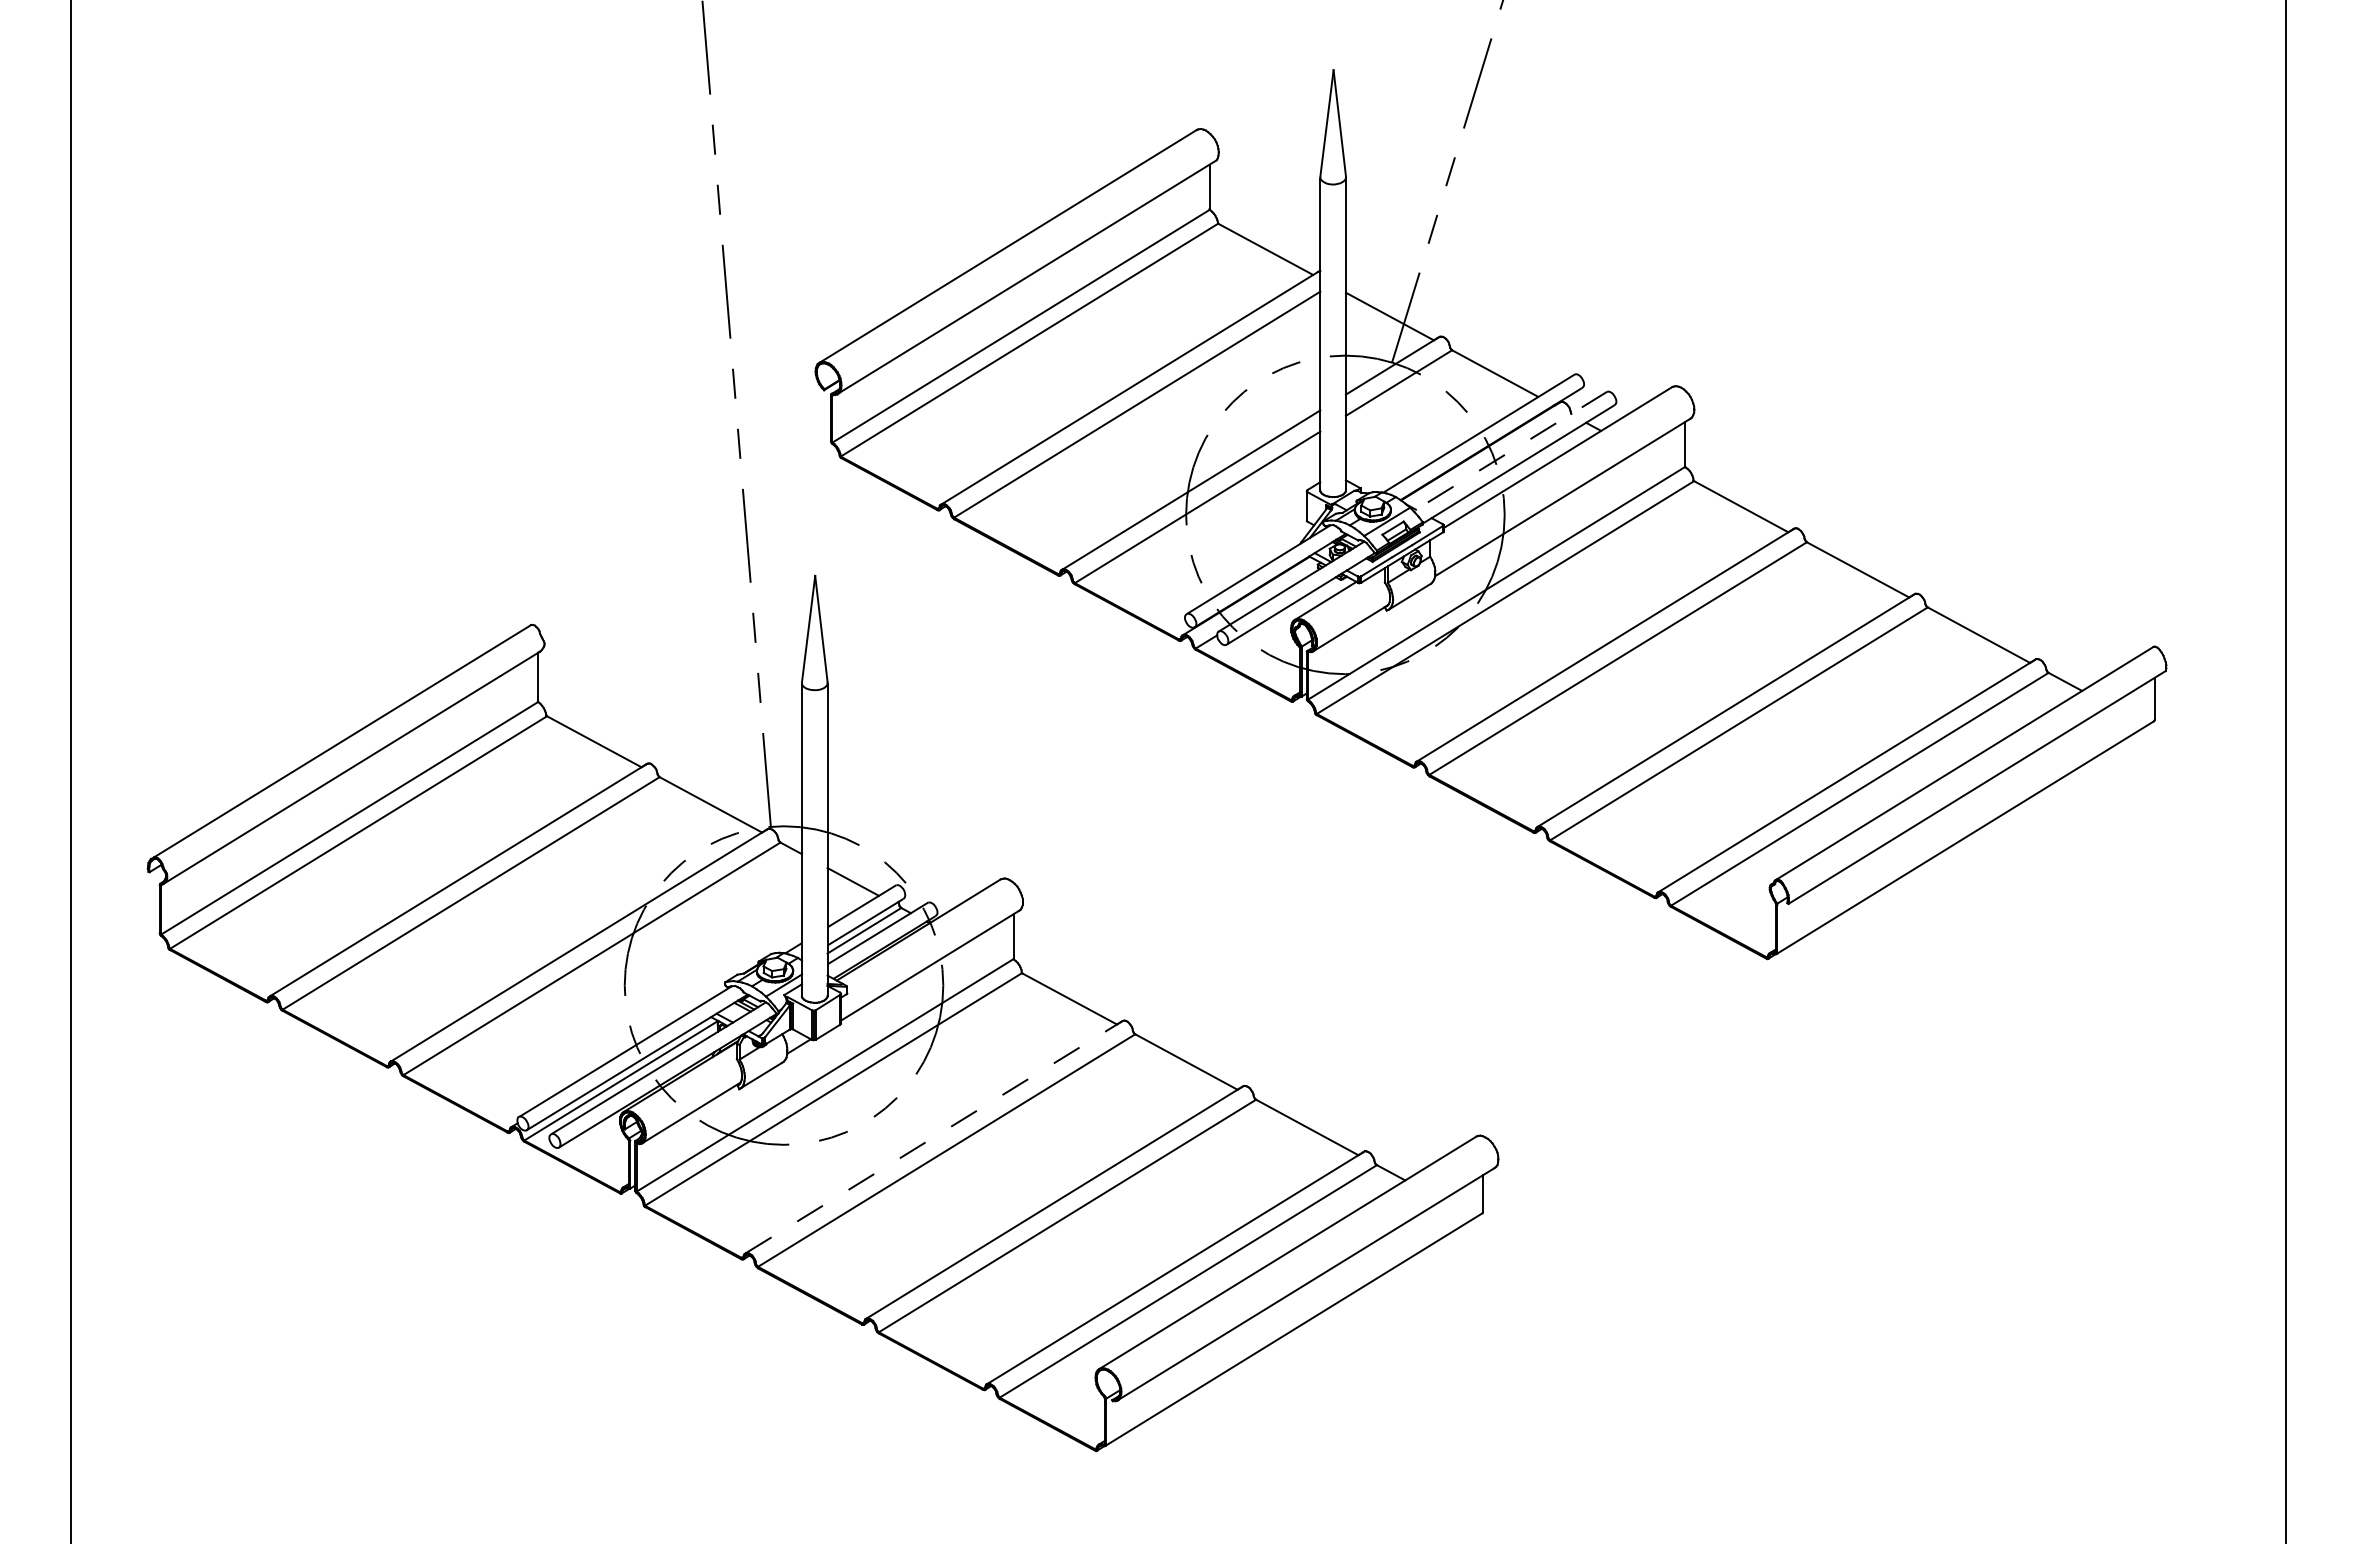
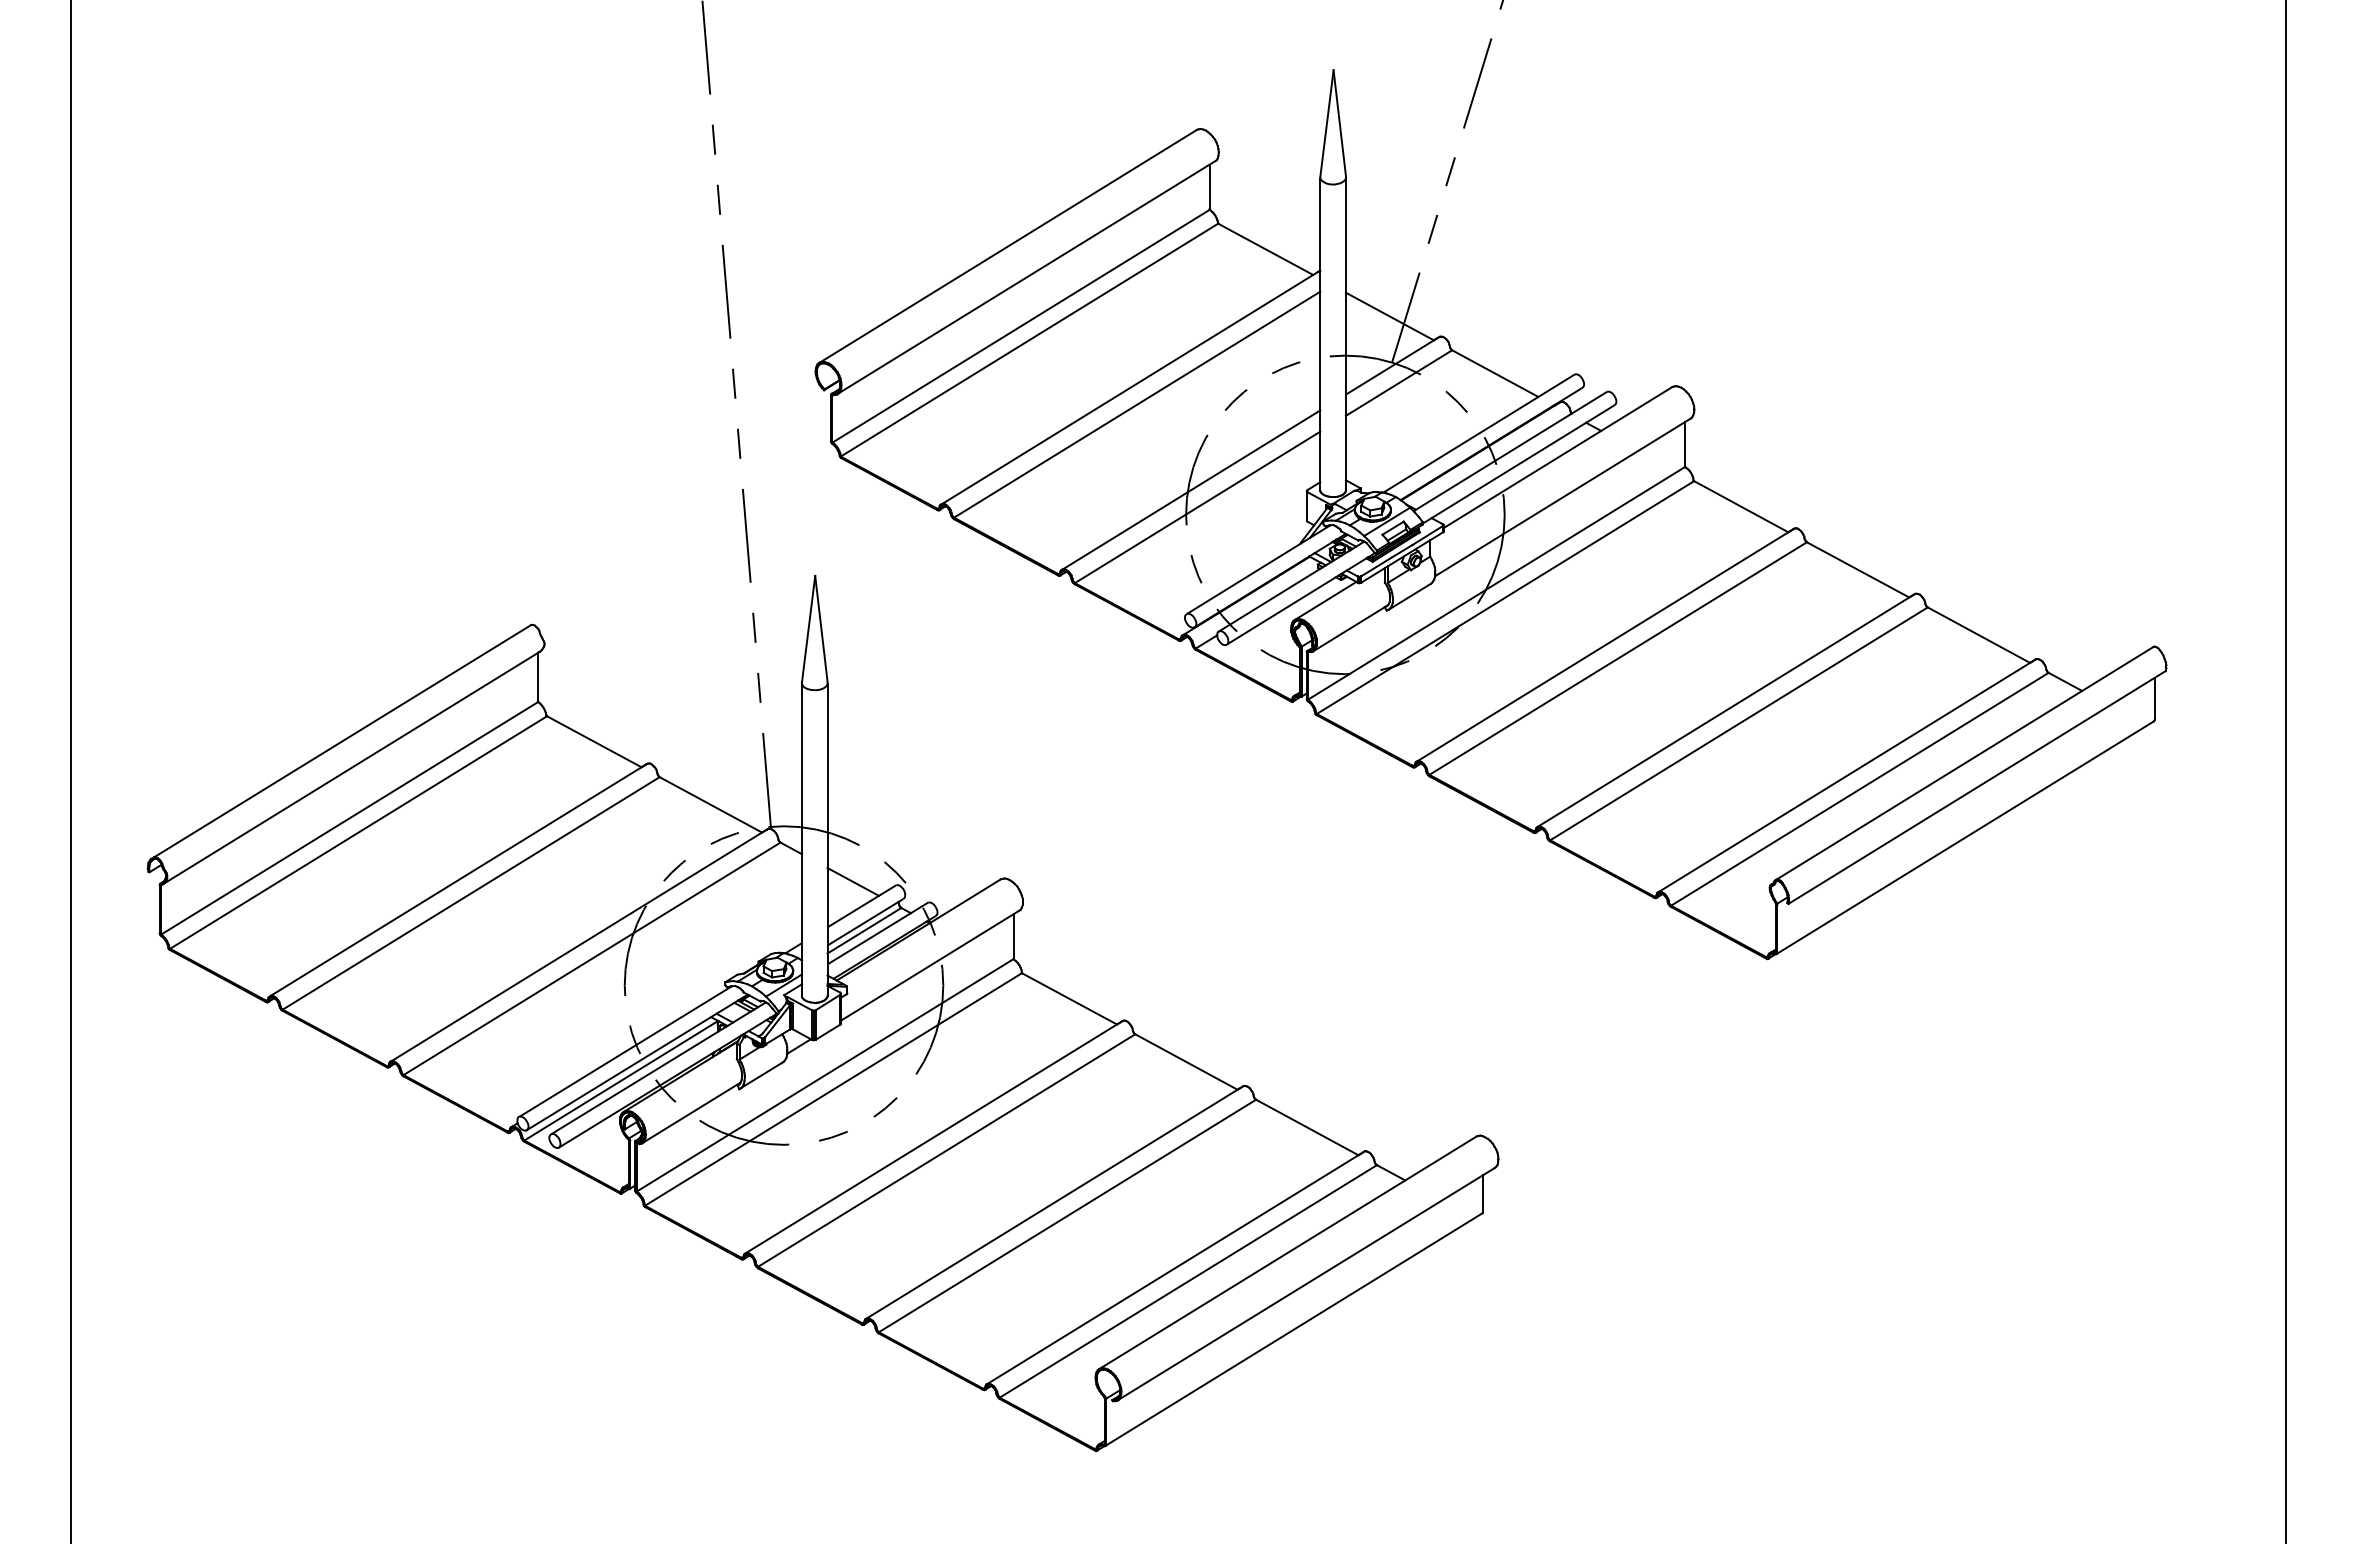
line: dashed -> solid (1510, 451)
line: dashed -> solid (934, 1136)
